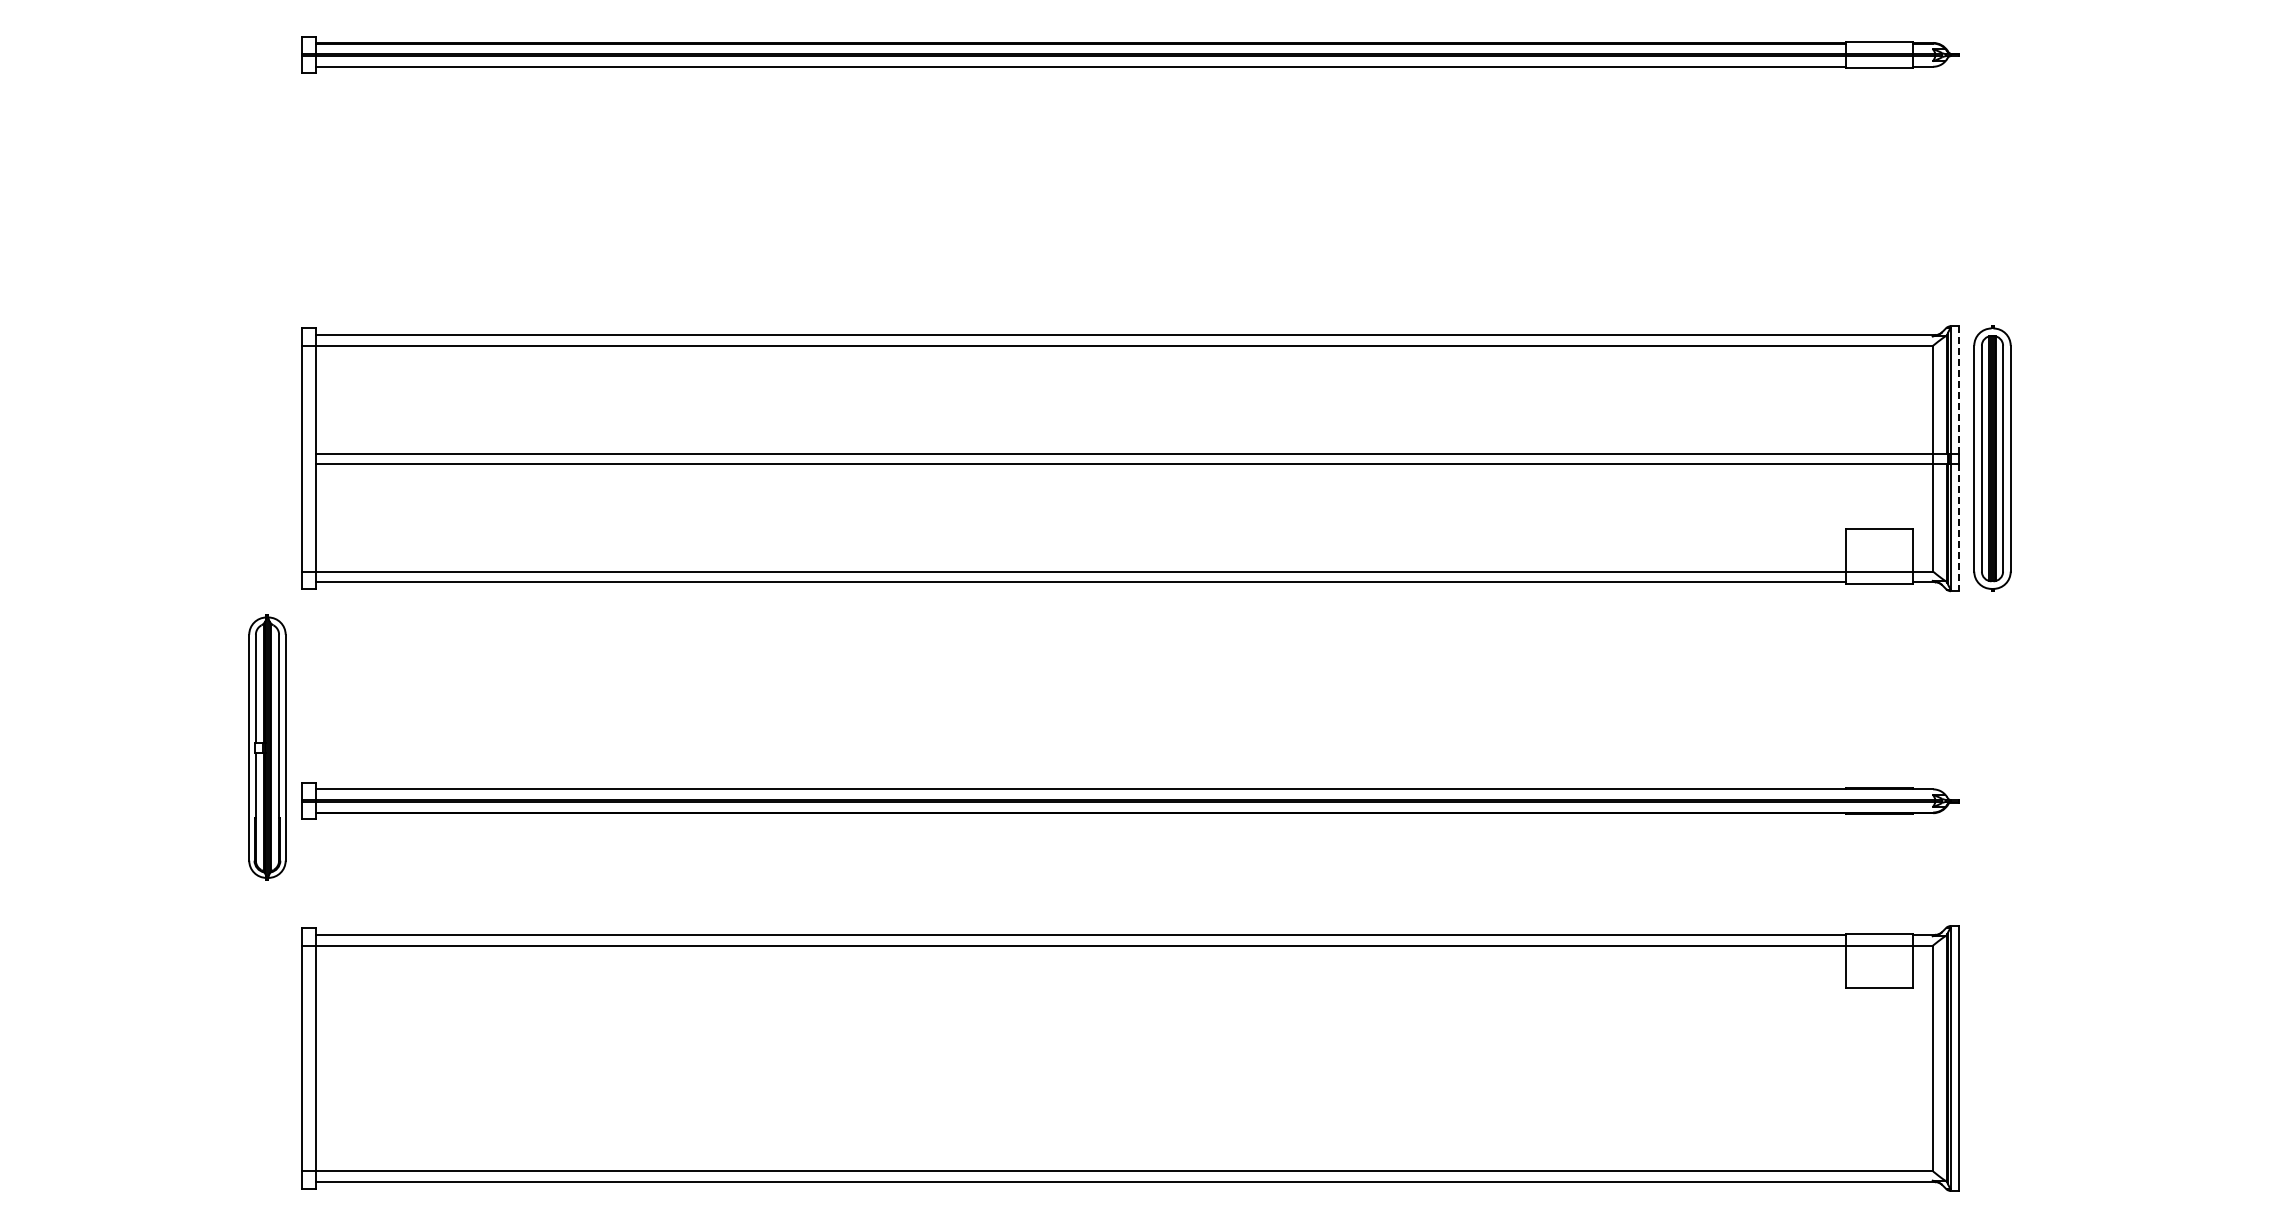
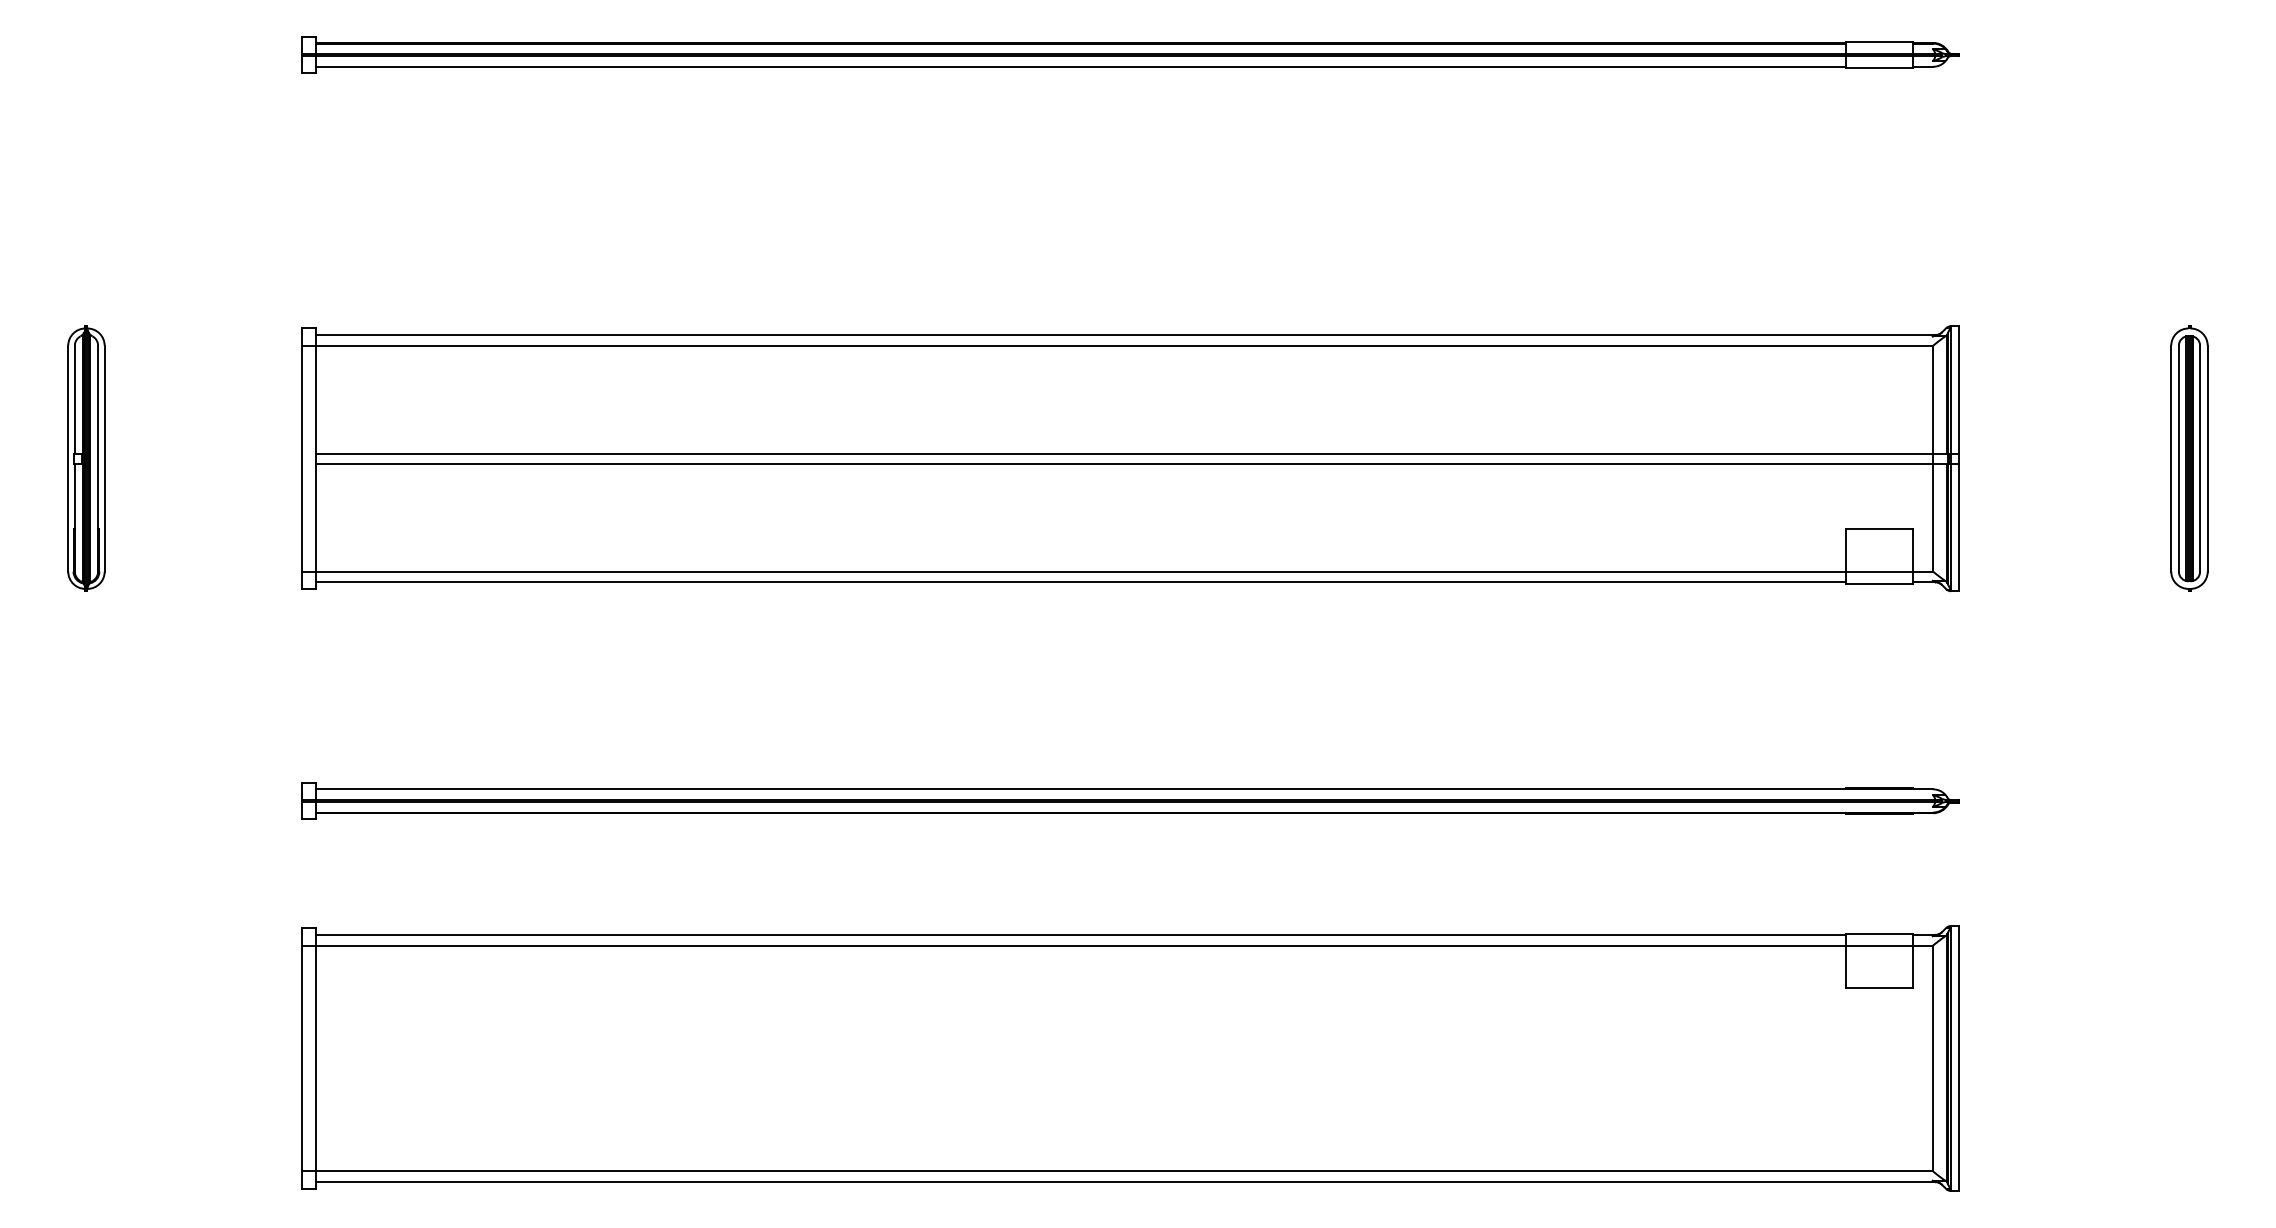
line: dashed -> solid (1958, 389)
part position: (1992, 458) -> (2189, 458) (2189, 458)
line: dashed -> solid (1958, 527)
part position: (267, 747) -> (86, 458) (86, 458)
